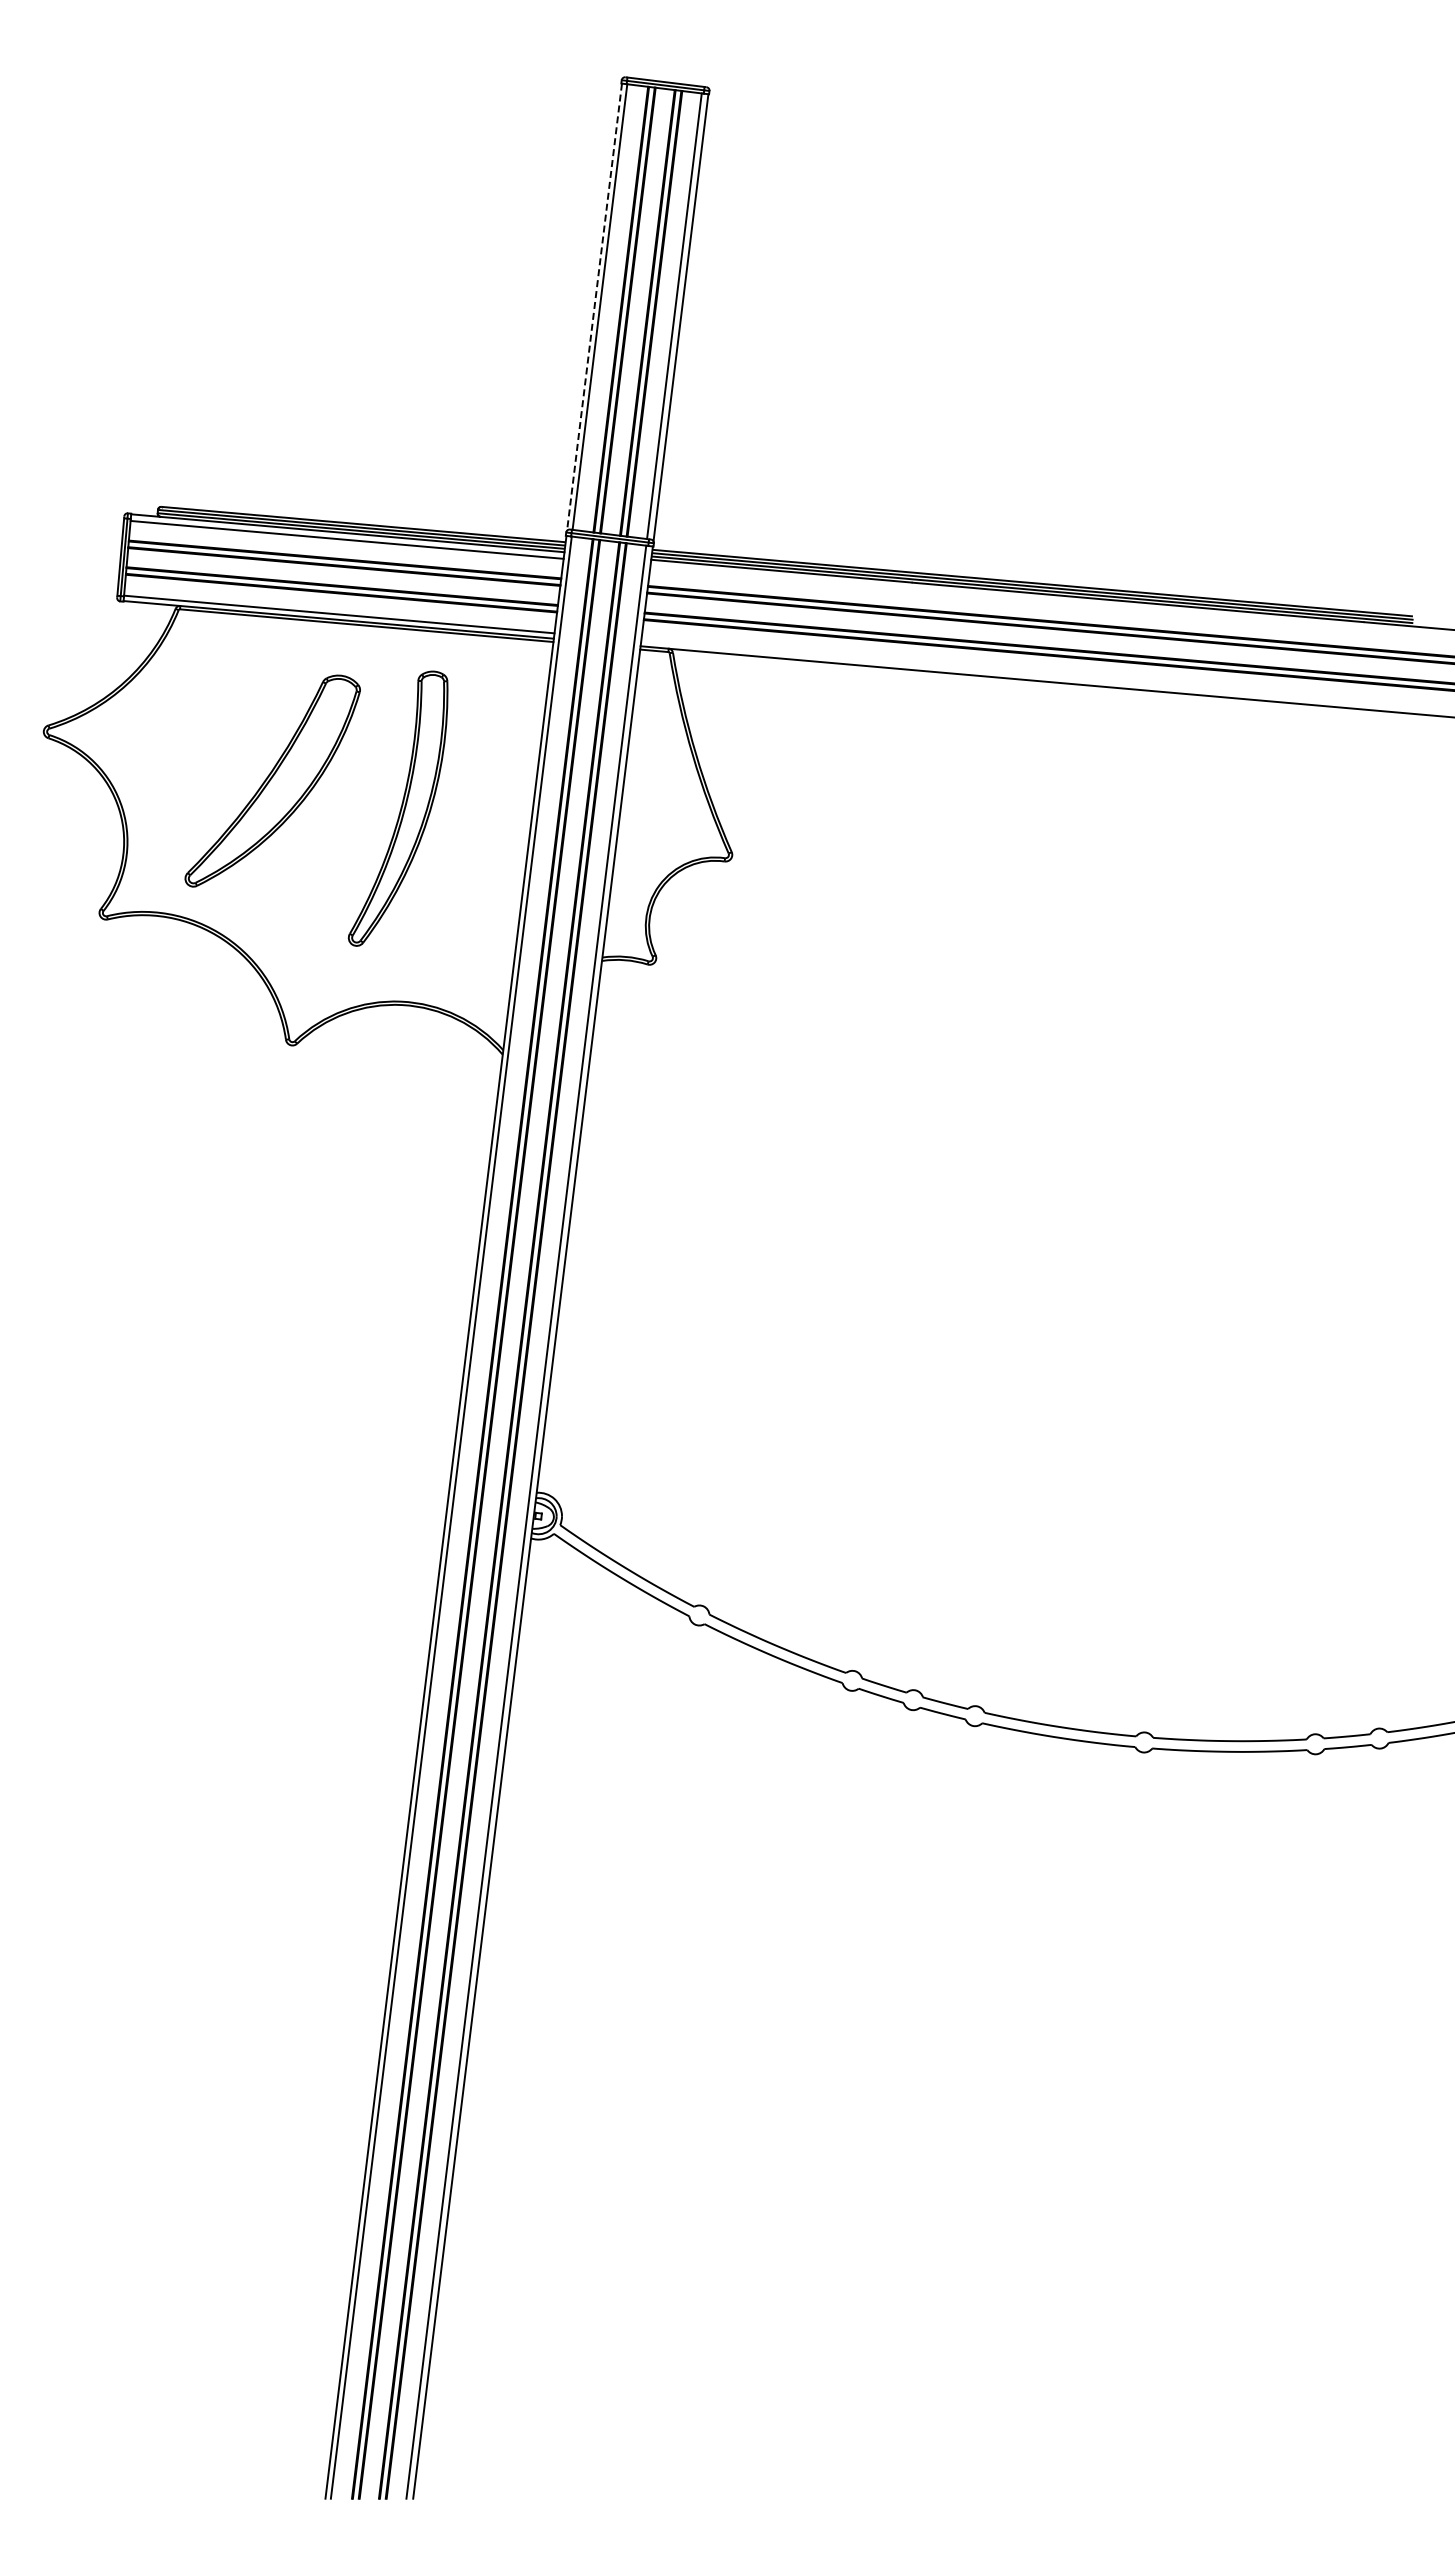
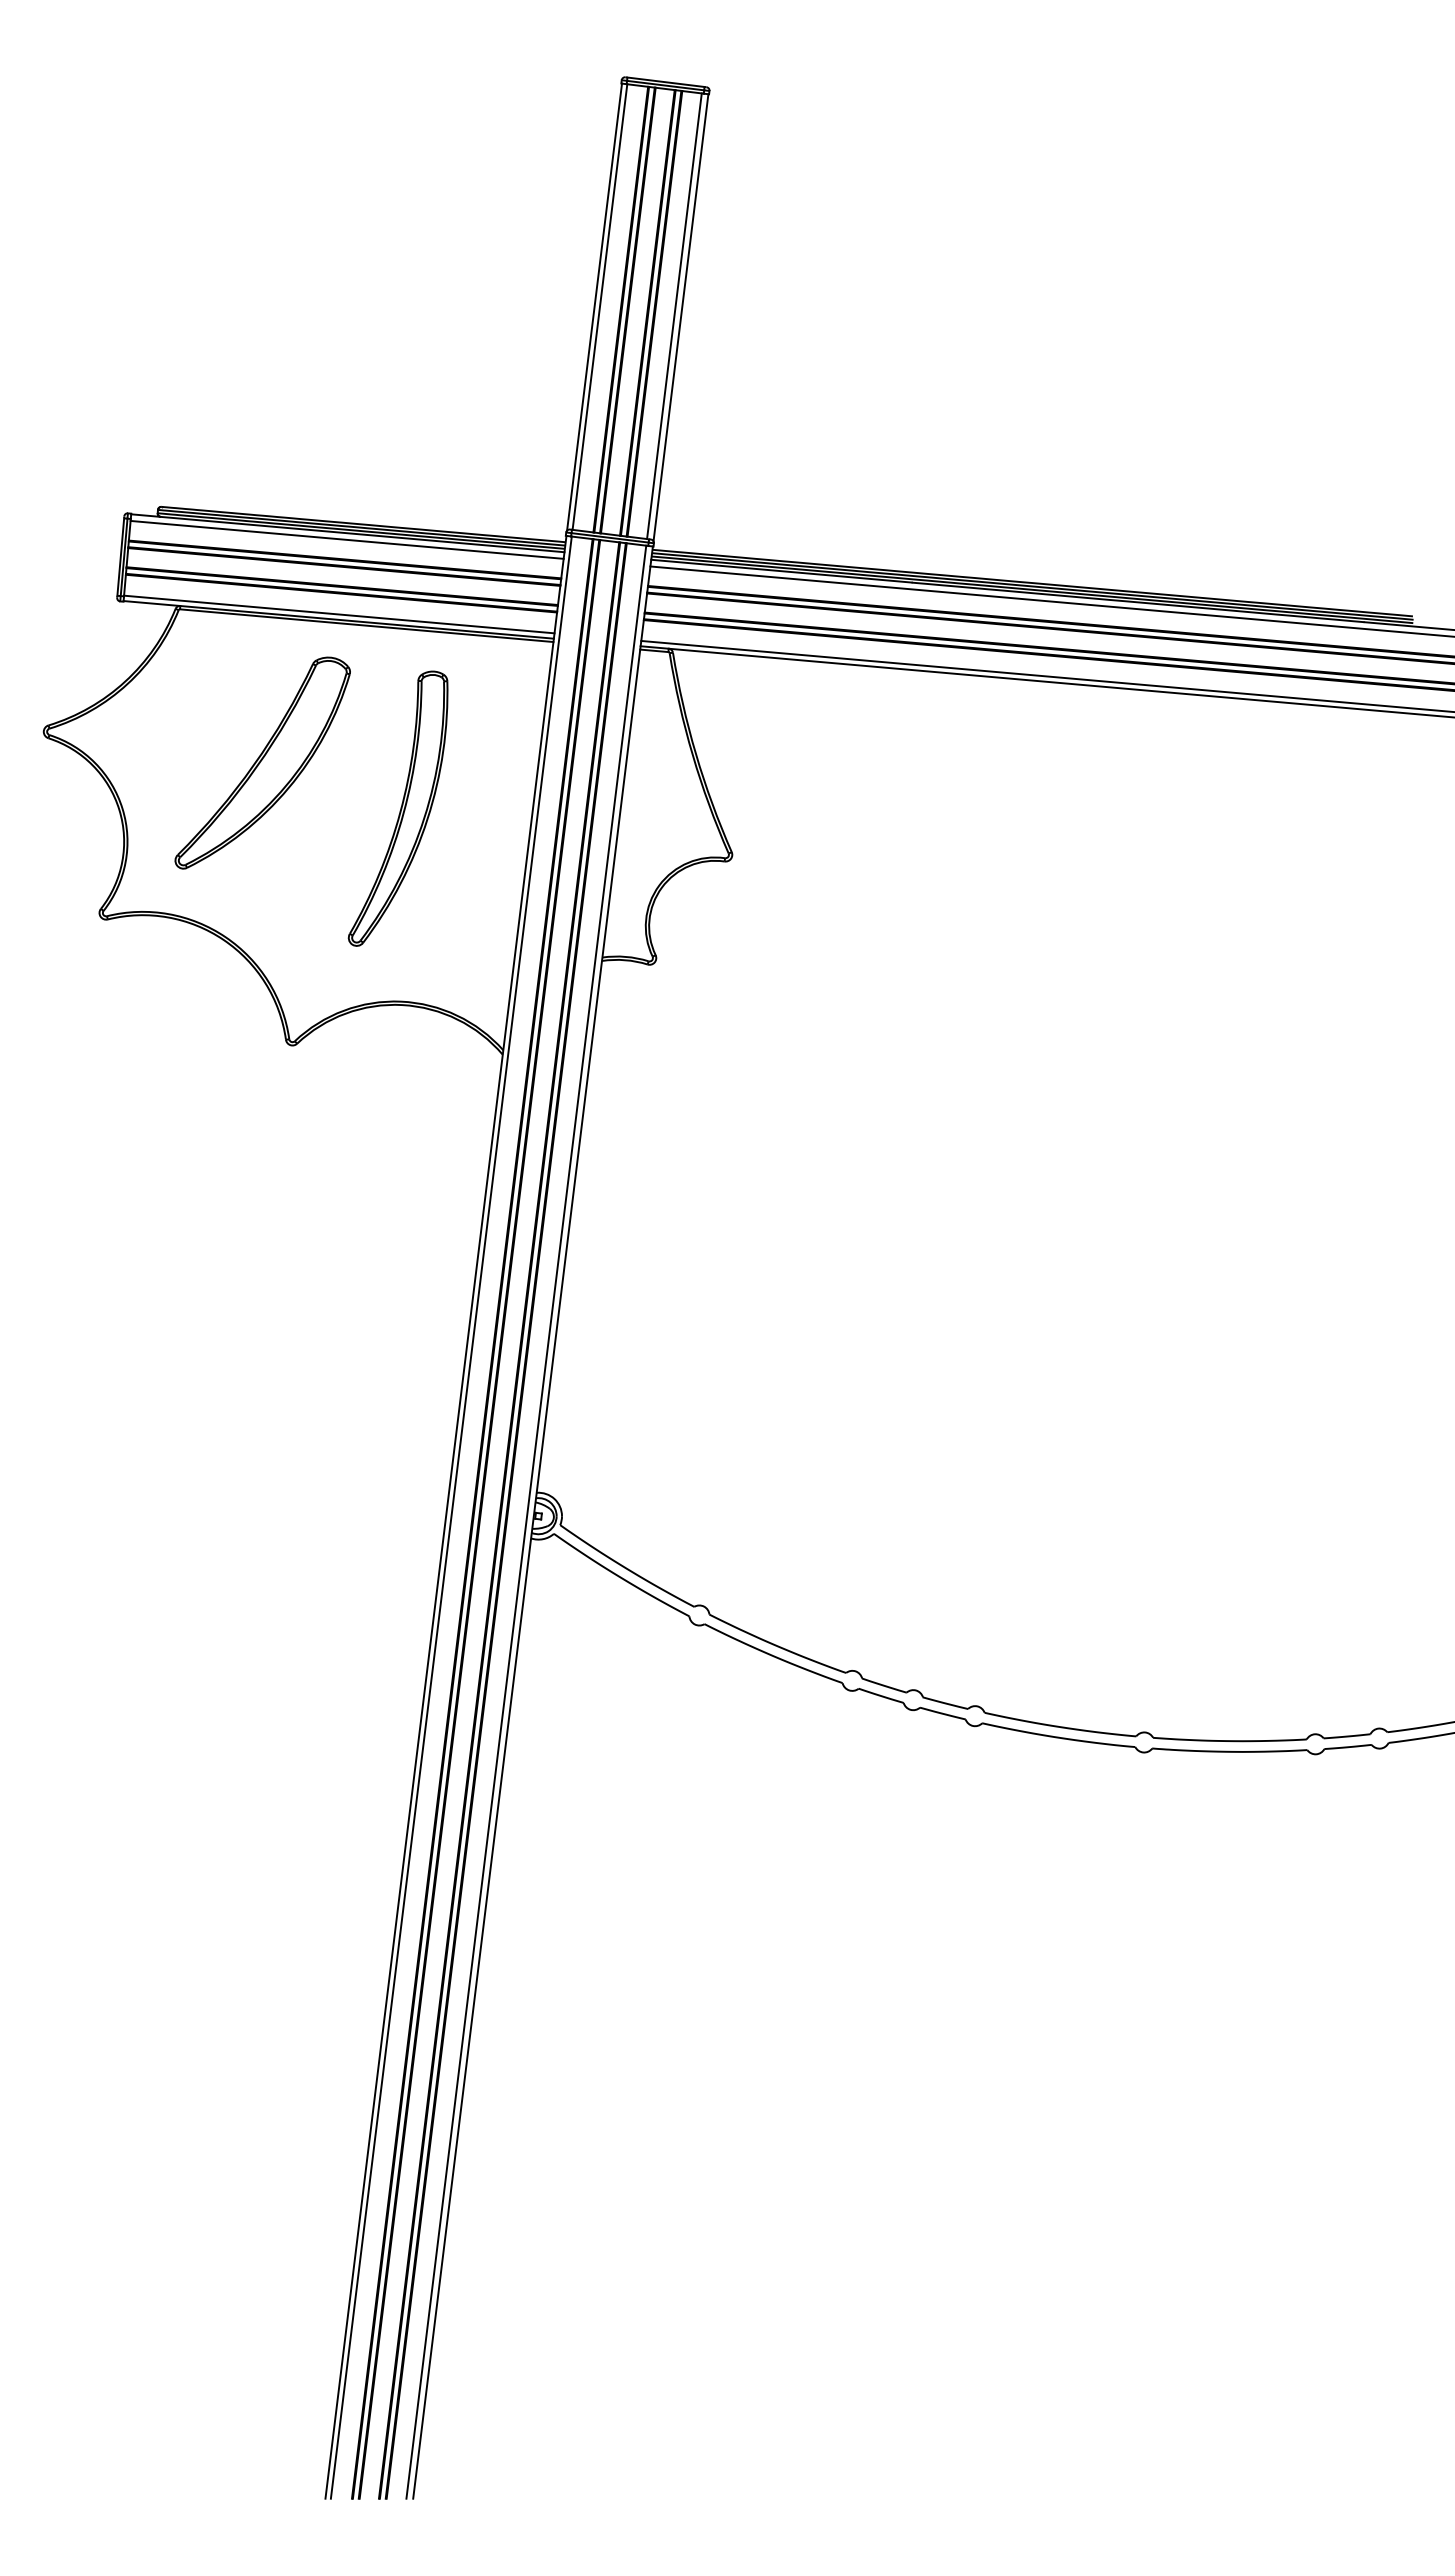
line: dashed -> solid (594, 307)
line: none -> present (1050, 601)
line: none -> present (1046, 675)
part position: (272, 780) -> (262, 762) (262, 762)
